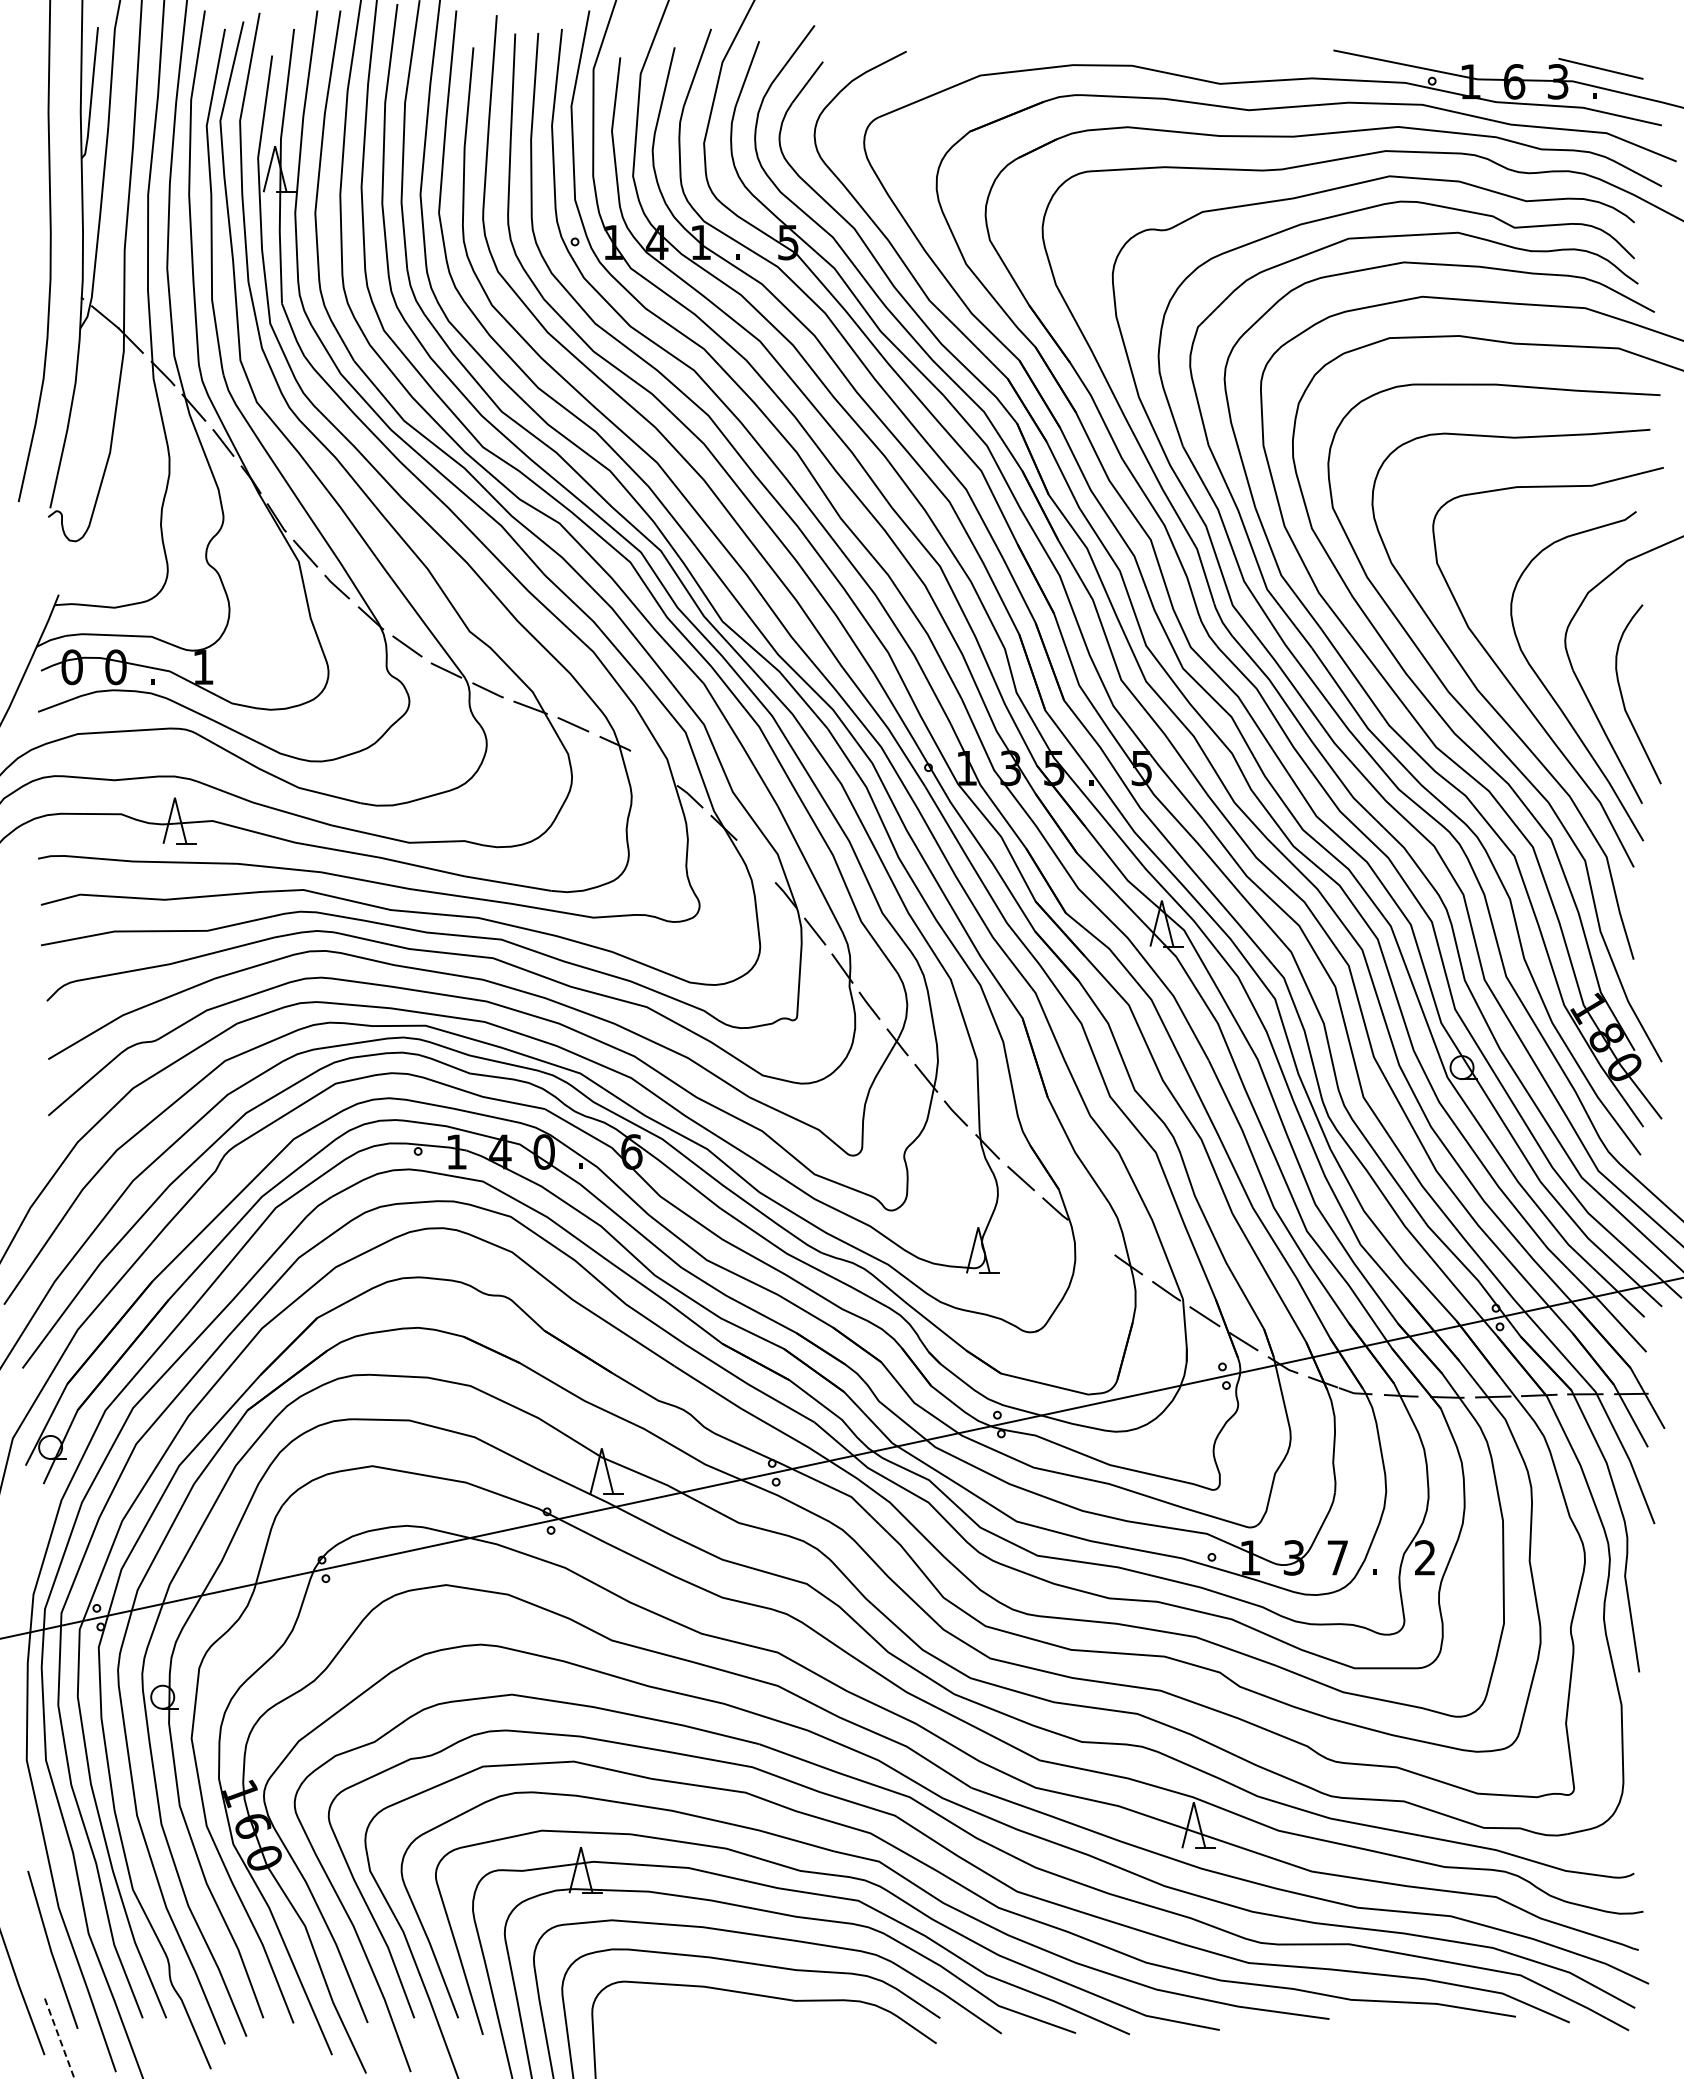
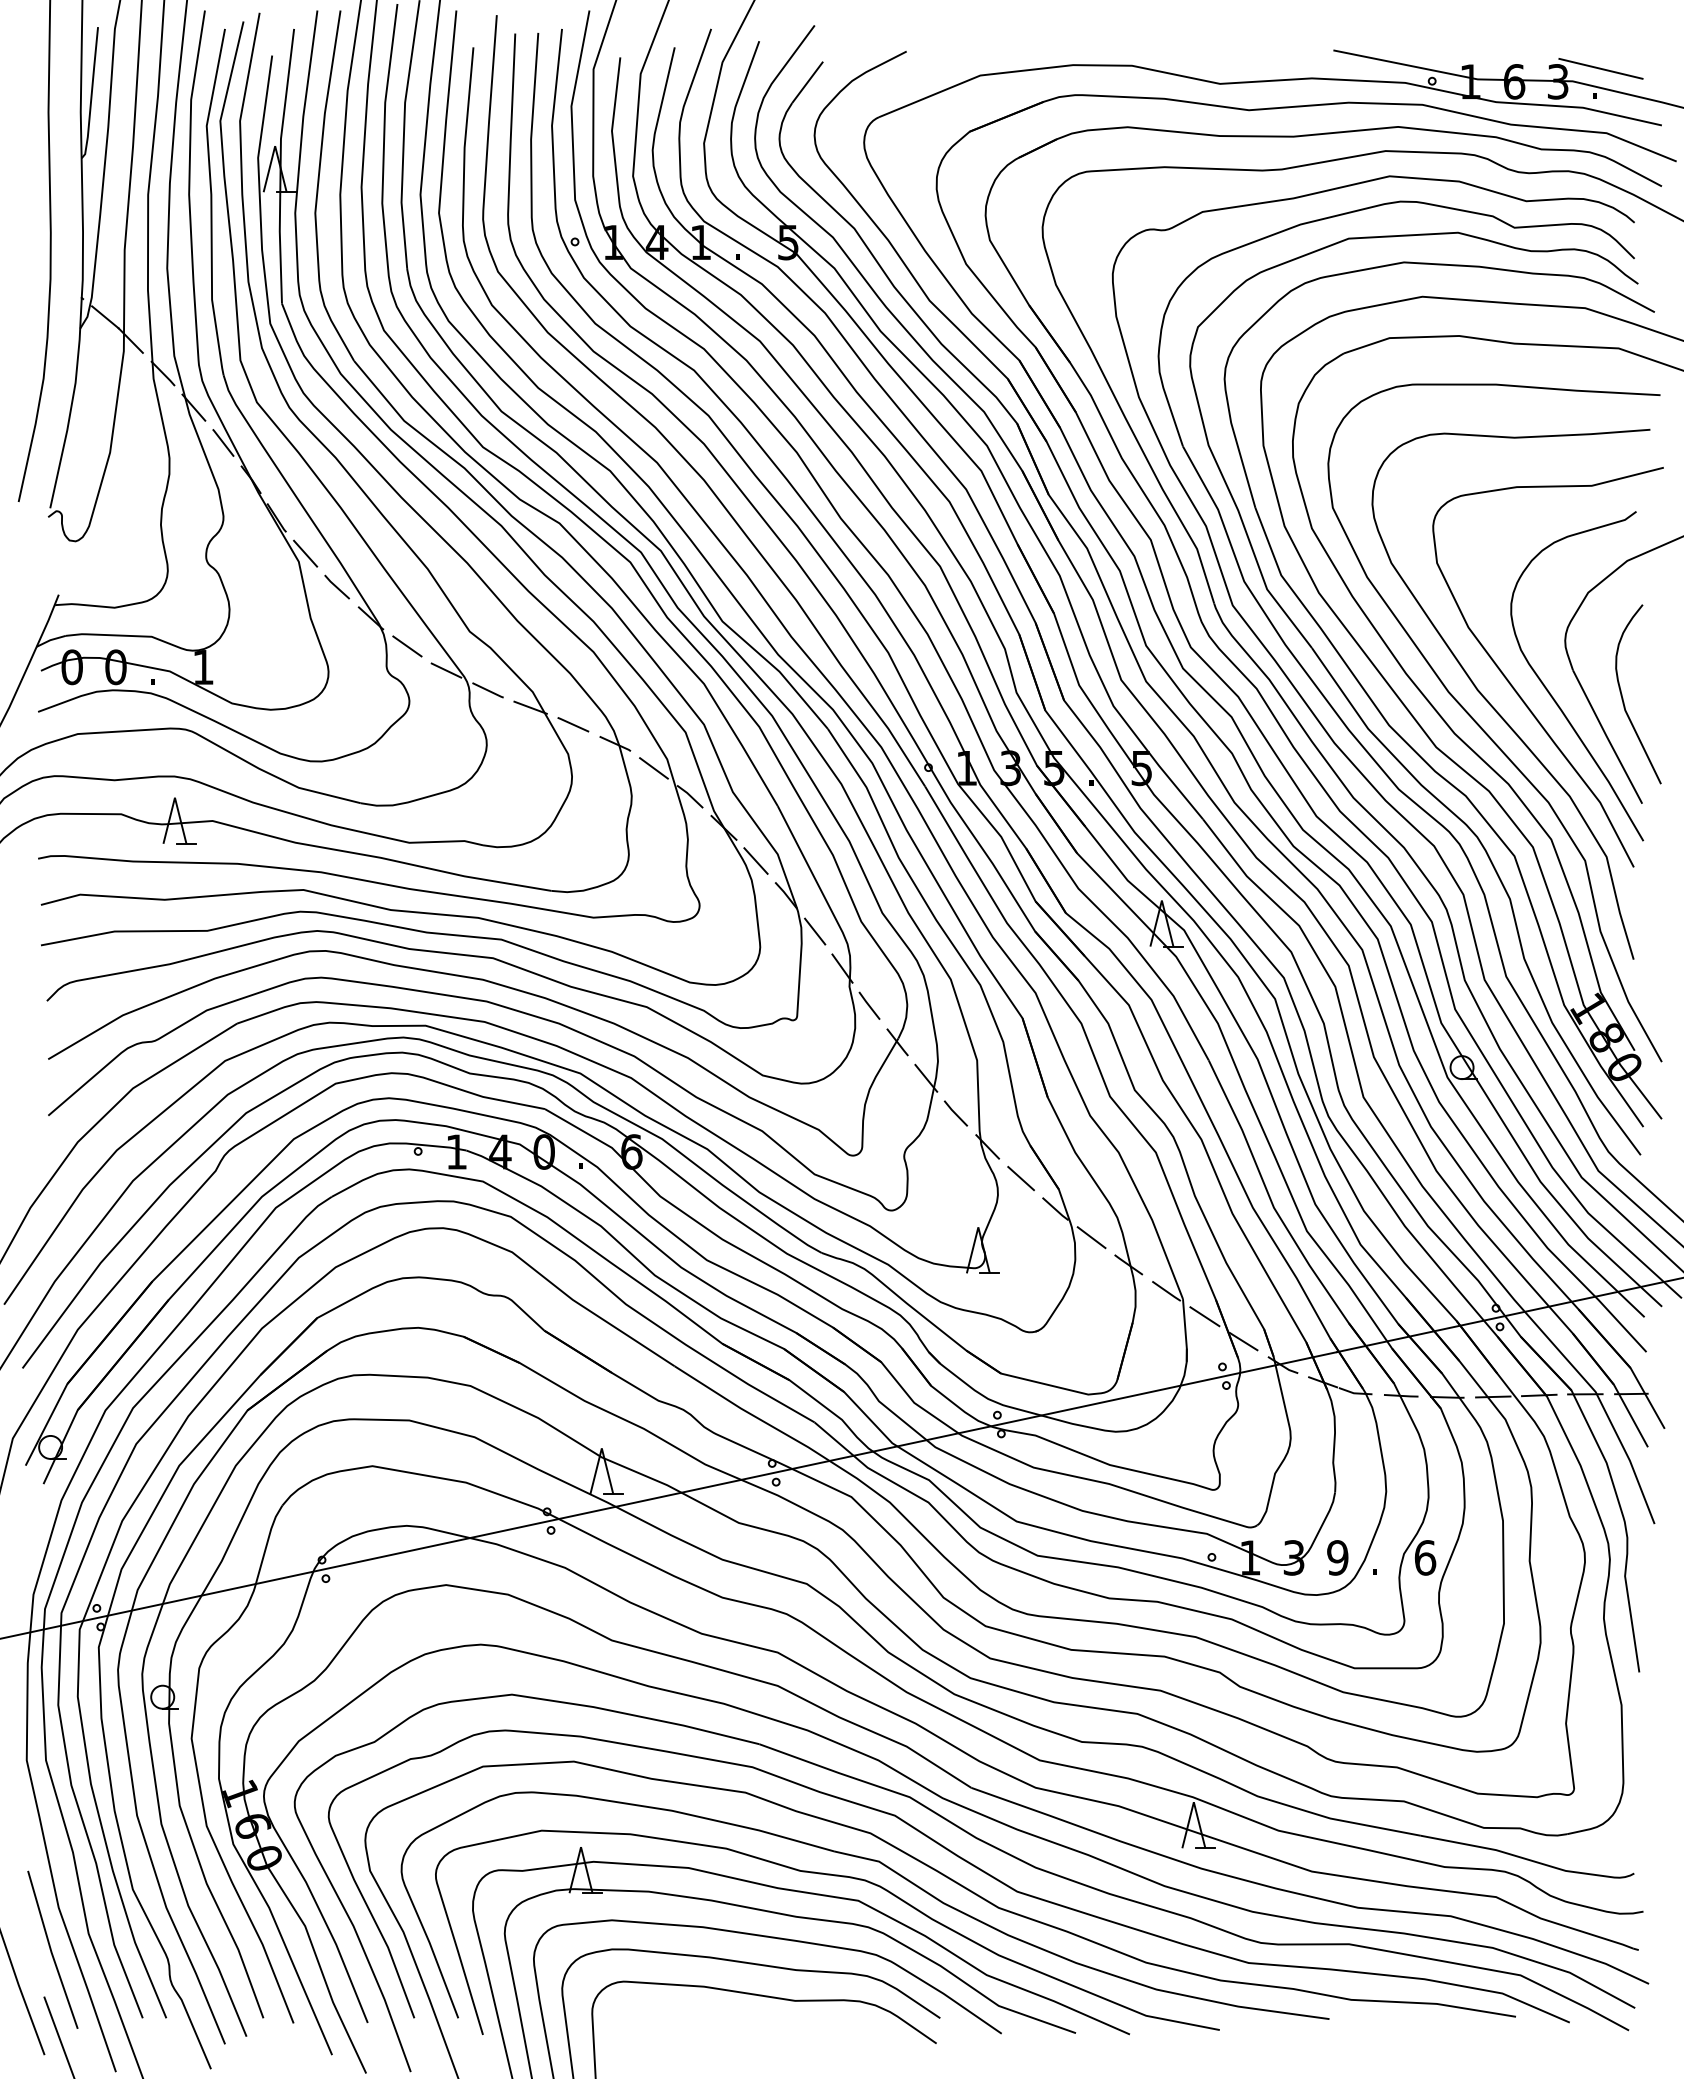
line: none -> present (653, 768)
line: none -> present (755, 860)
line: none -> present (1091, 1237)
text: 7 -> 9 (1337, 1557)
text: 2 -> 6 (1425, 1557)
line: dashed -> solid (59, 2037)
